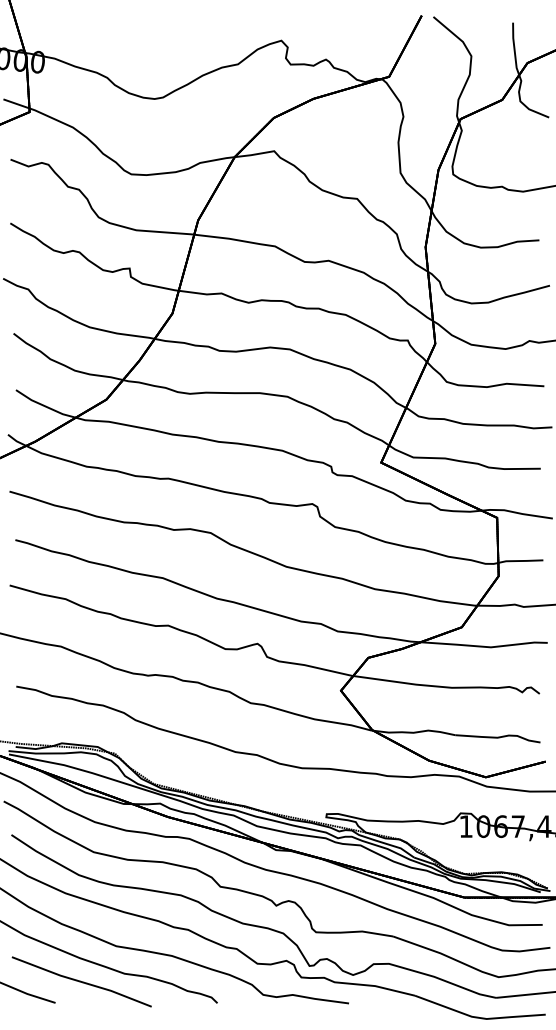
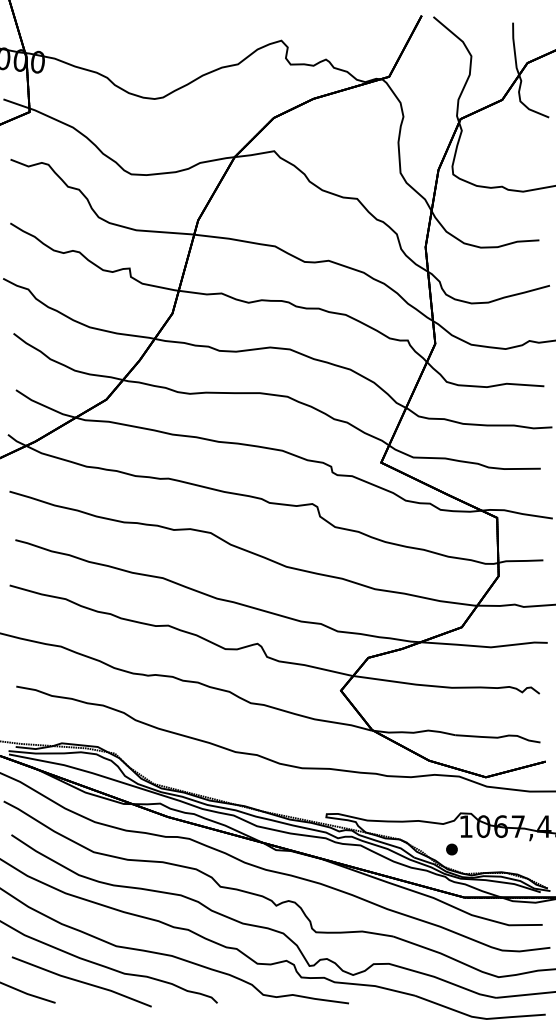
part: none -> present (451, 849)
